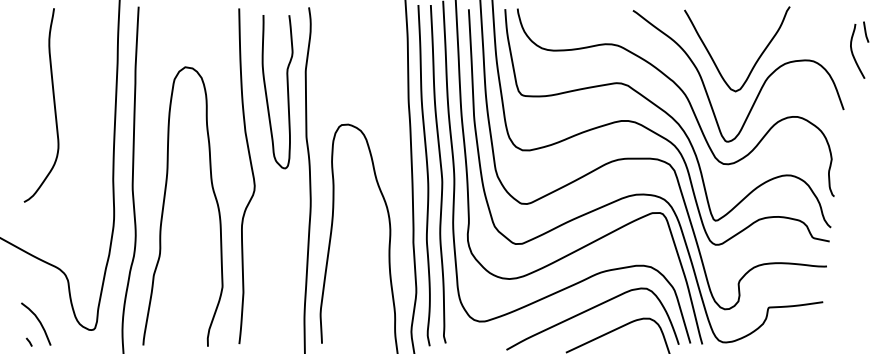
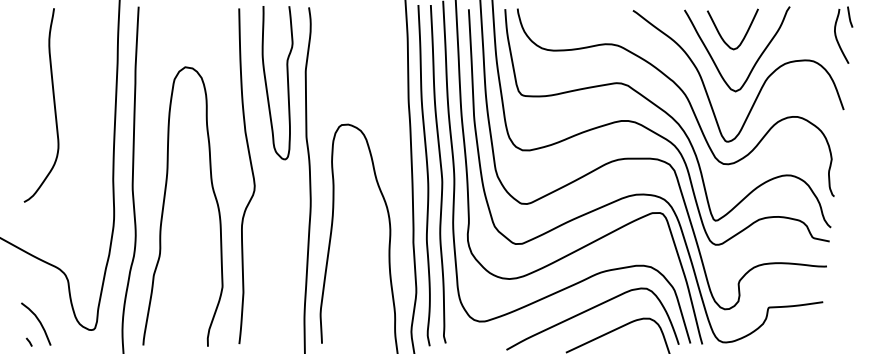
curve: none -> present (721, 35)
part position: (853, 52) -> (837, 37) (837, 37)
curve position: (287, 92) -> (287, 83) (287, 83)
